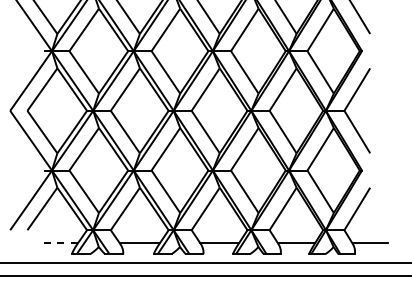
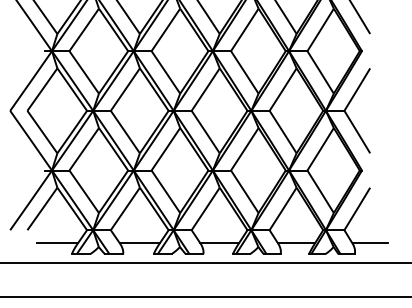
line: dashed -> solid (57, 243)
line position: (205, 275) -> (205, 296) (205, 296)
